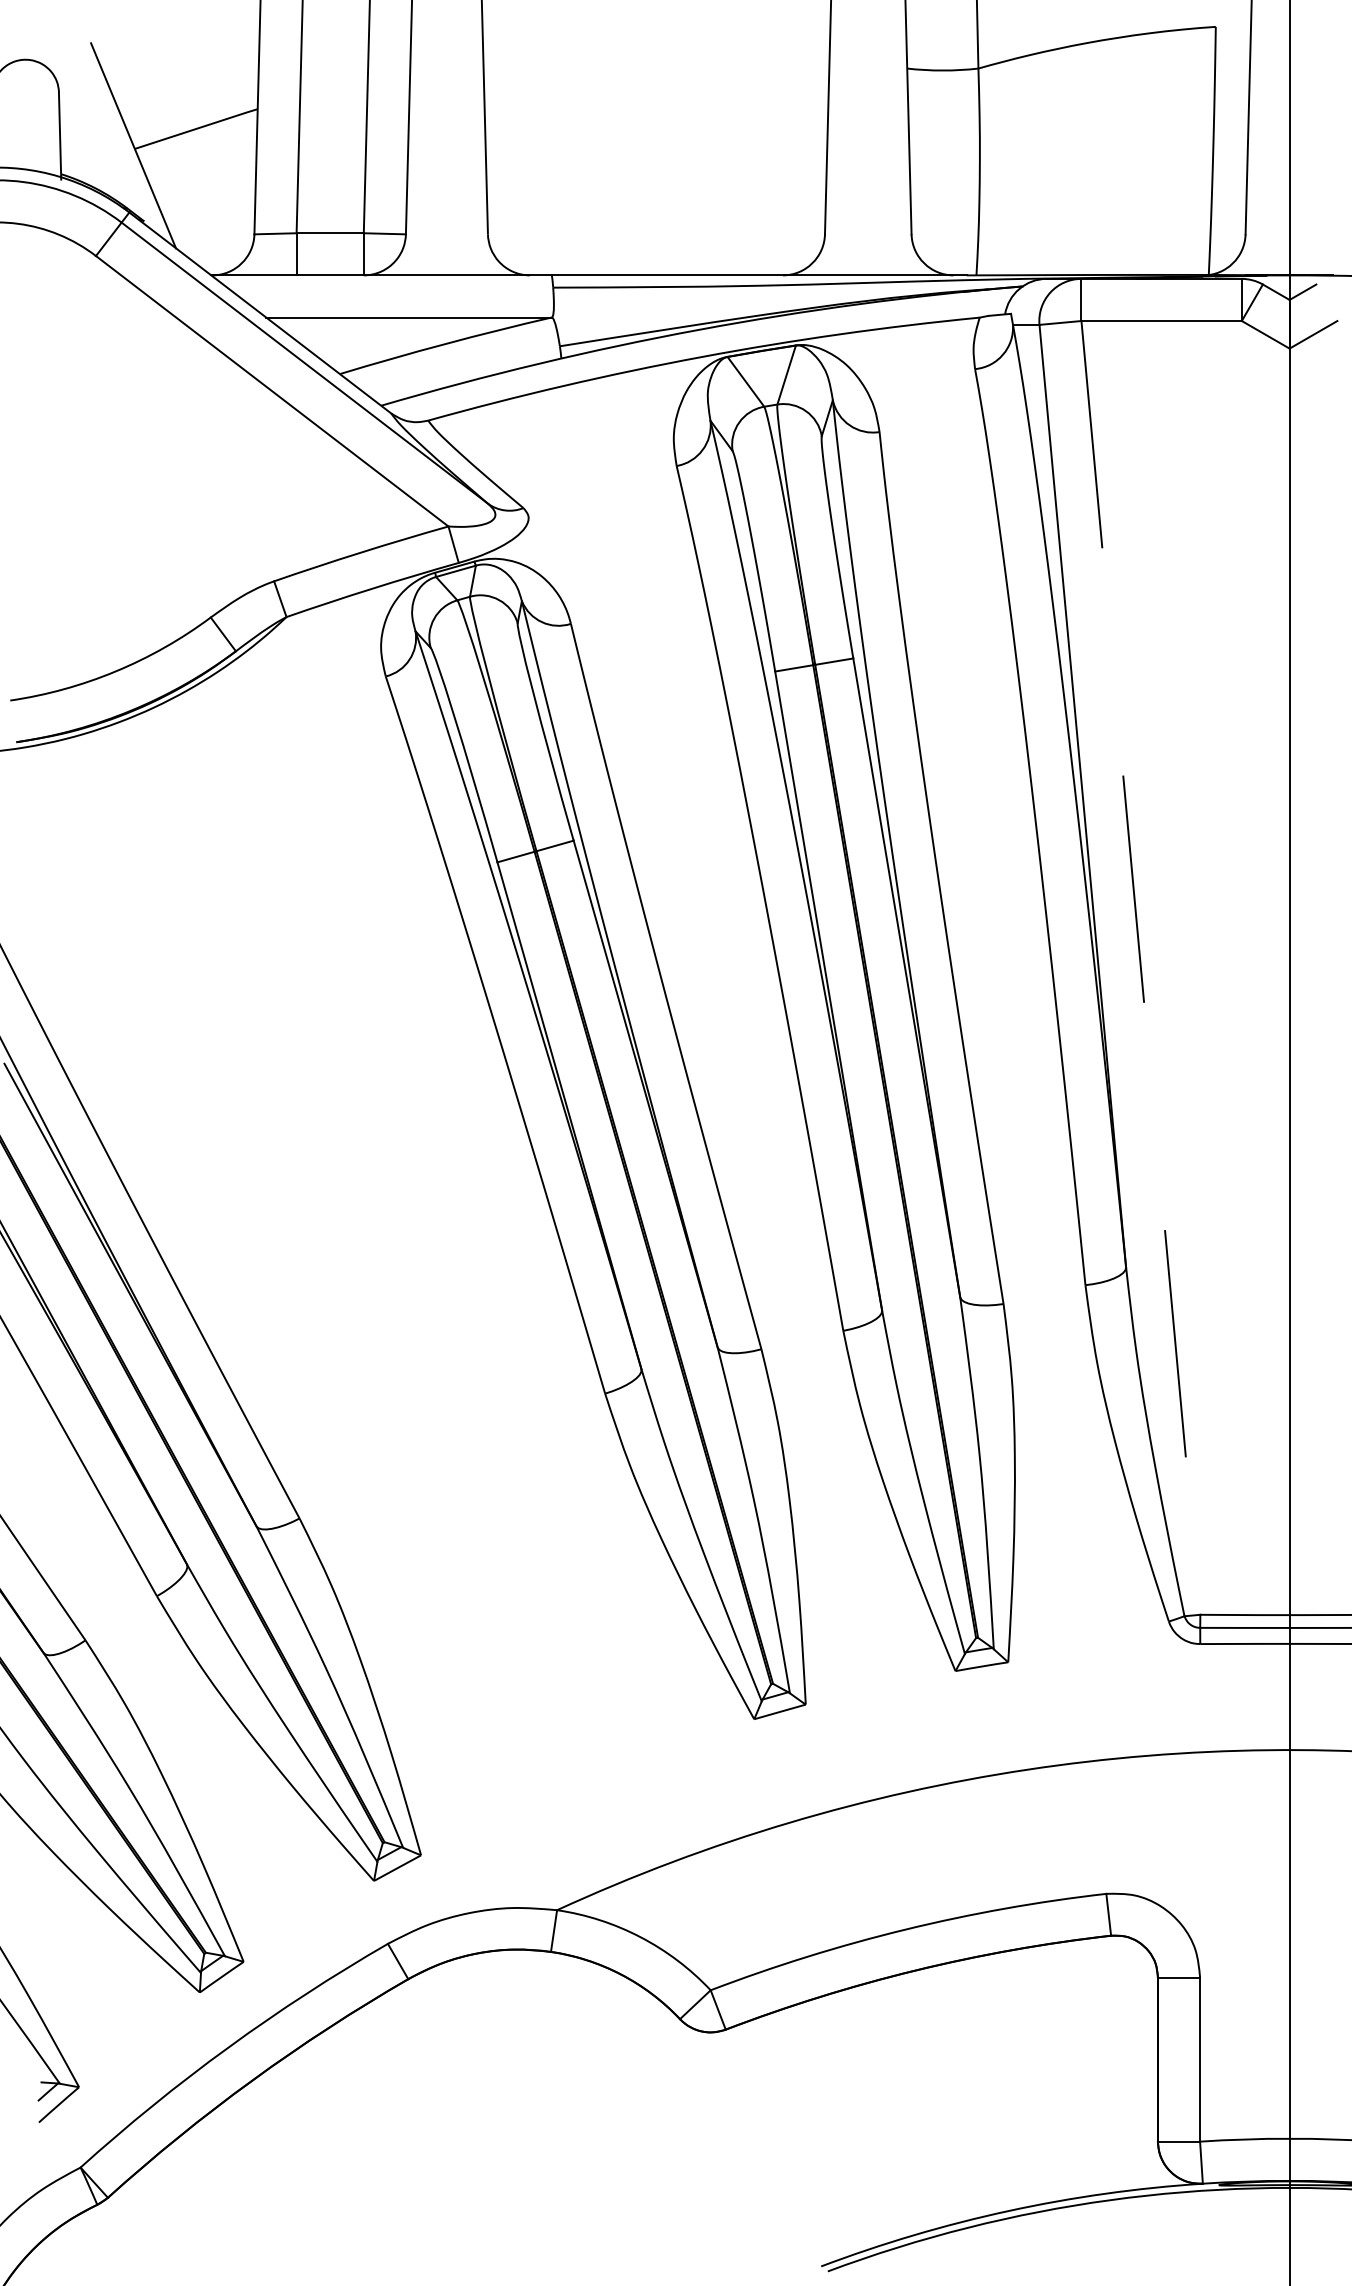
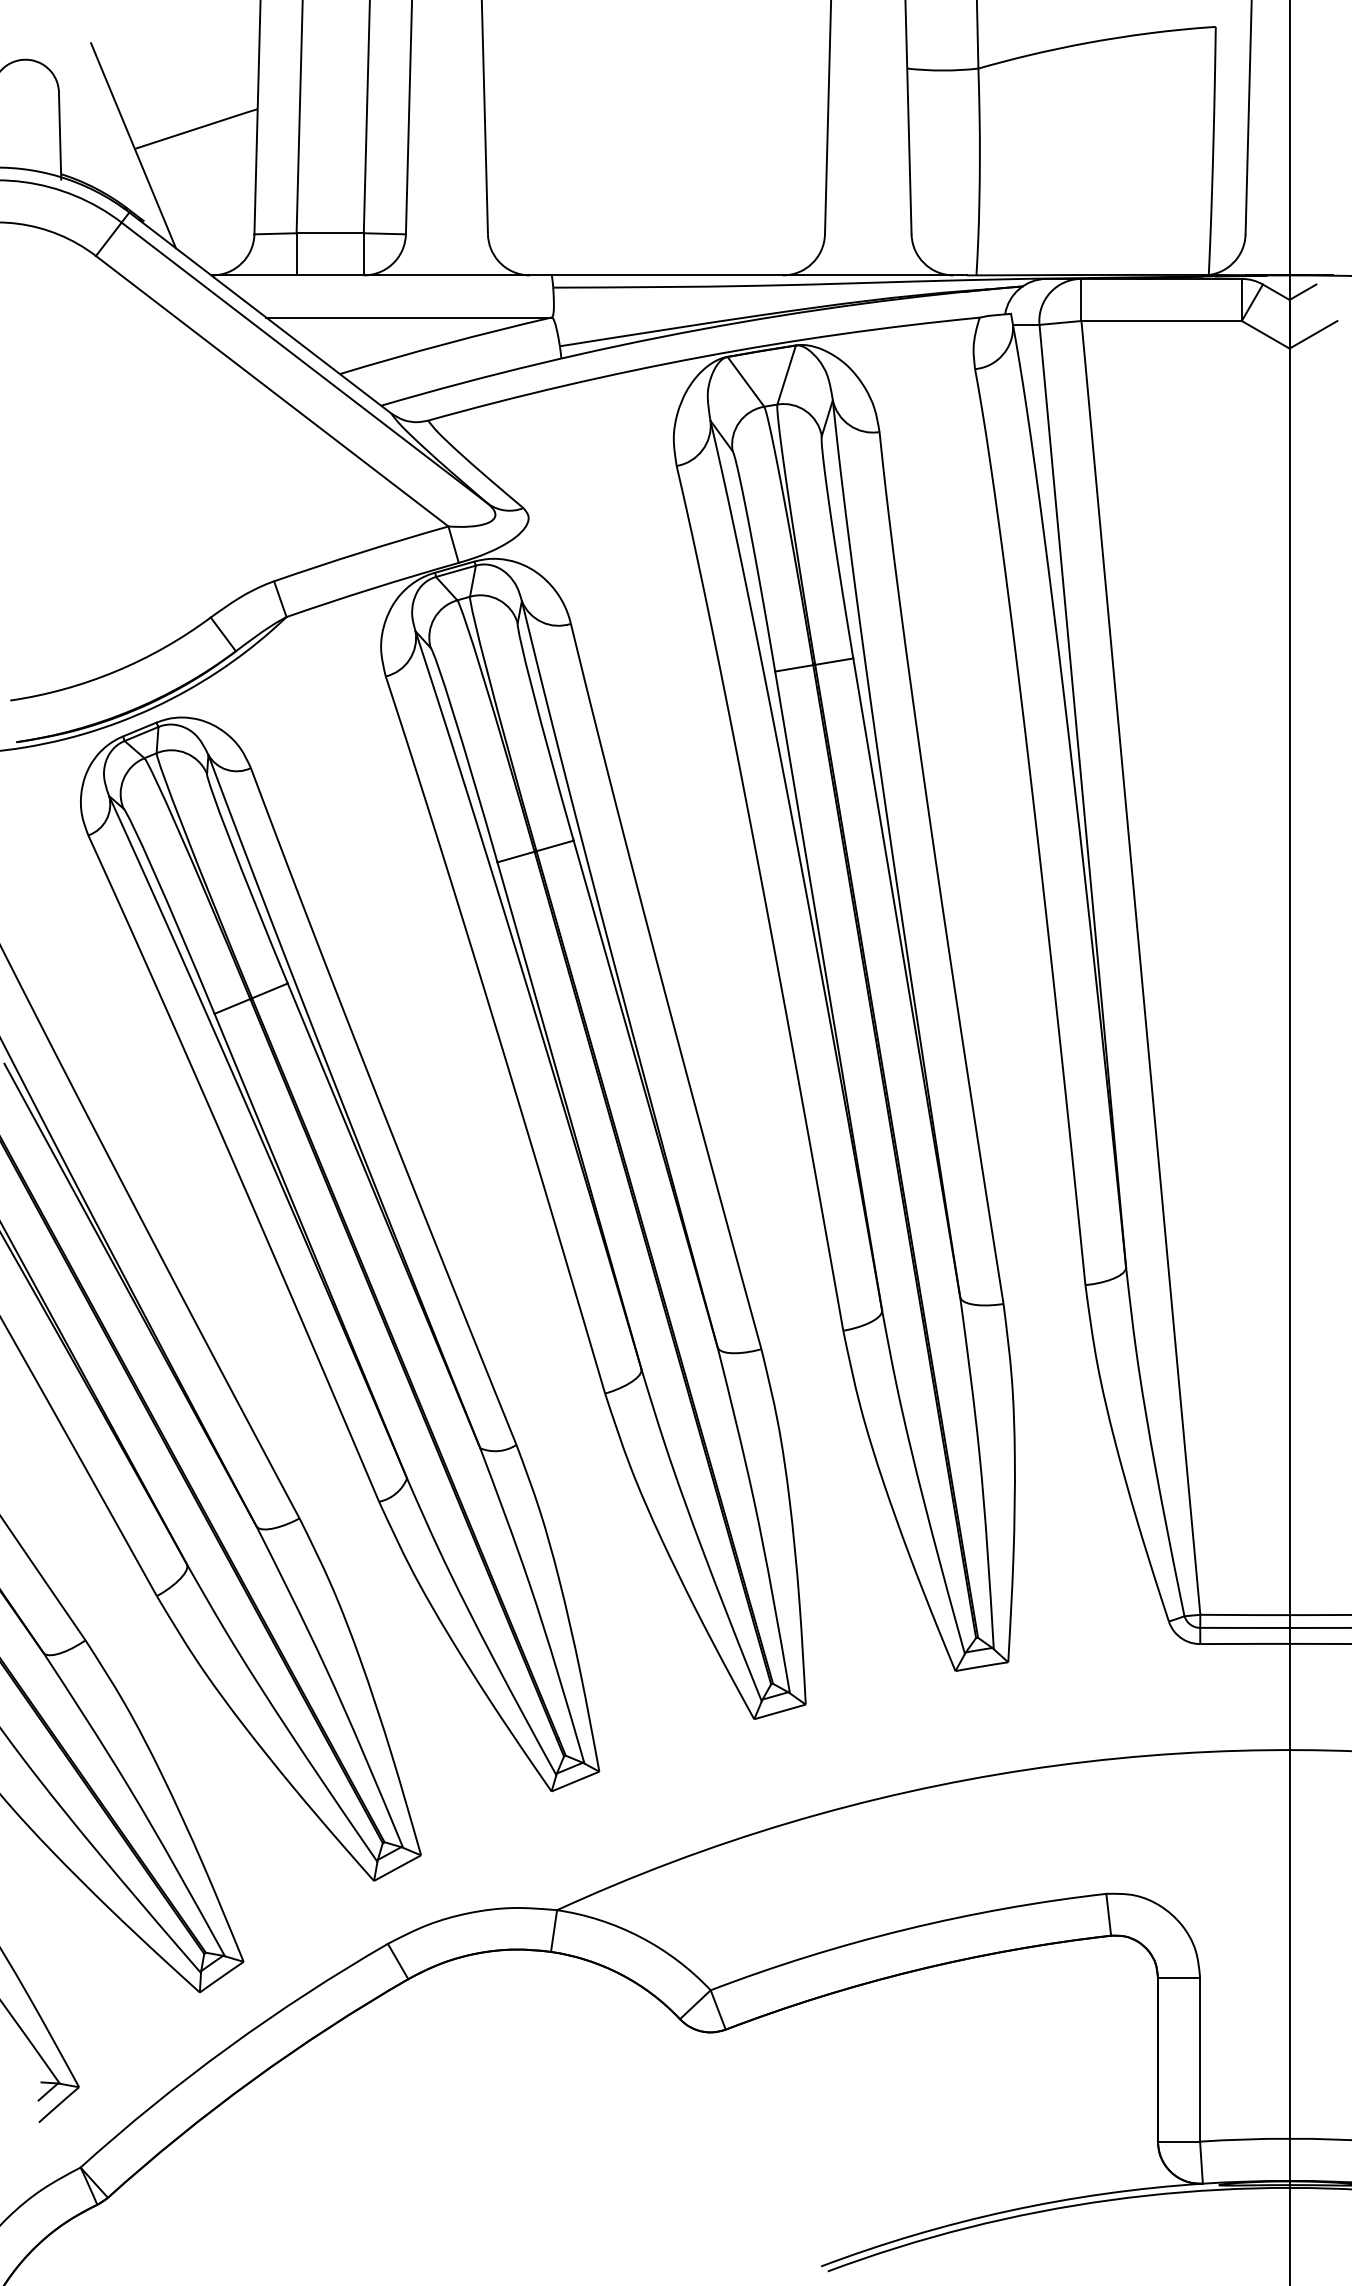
line: dashed -> solid (1140, 967)
part: none -> present (340, 1254)
